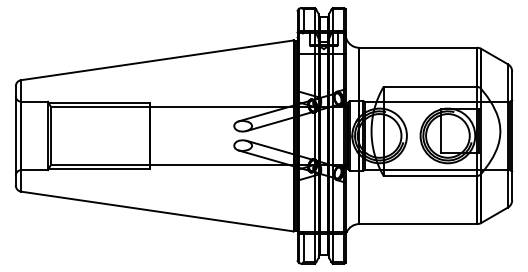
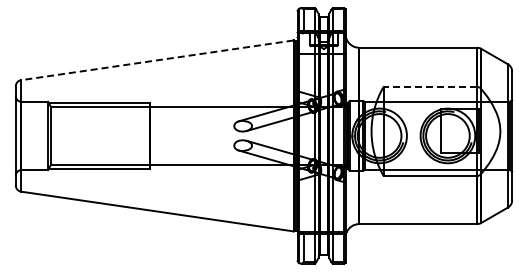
line: solid -> dashed (157, 60)
line: solid -> dashed (430, 86)
